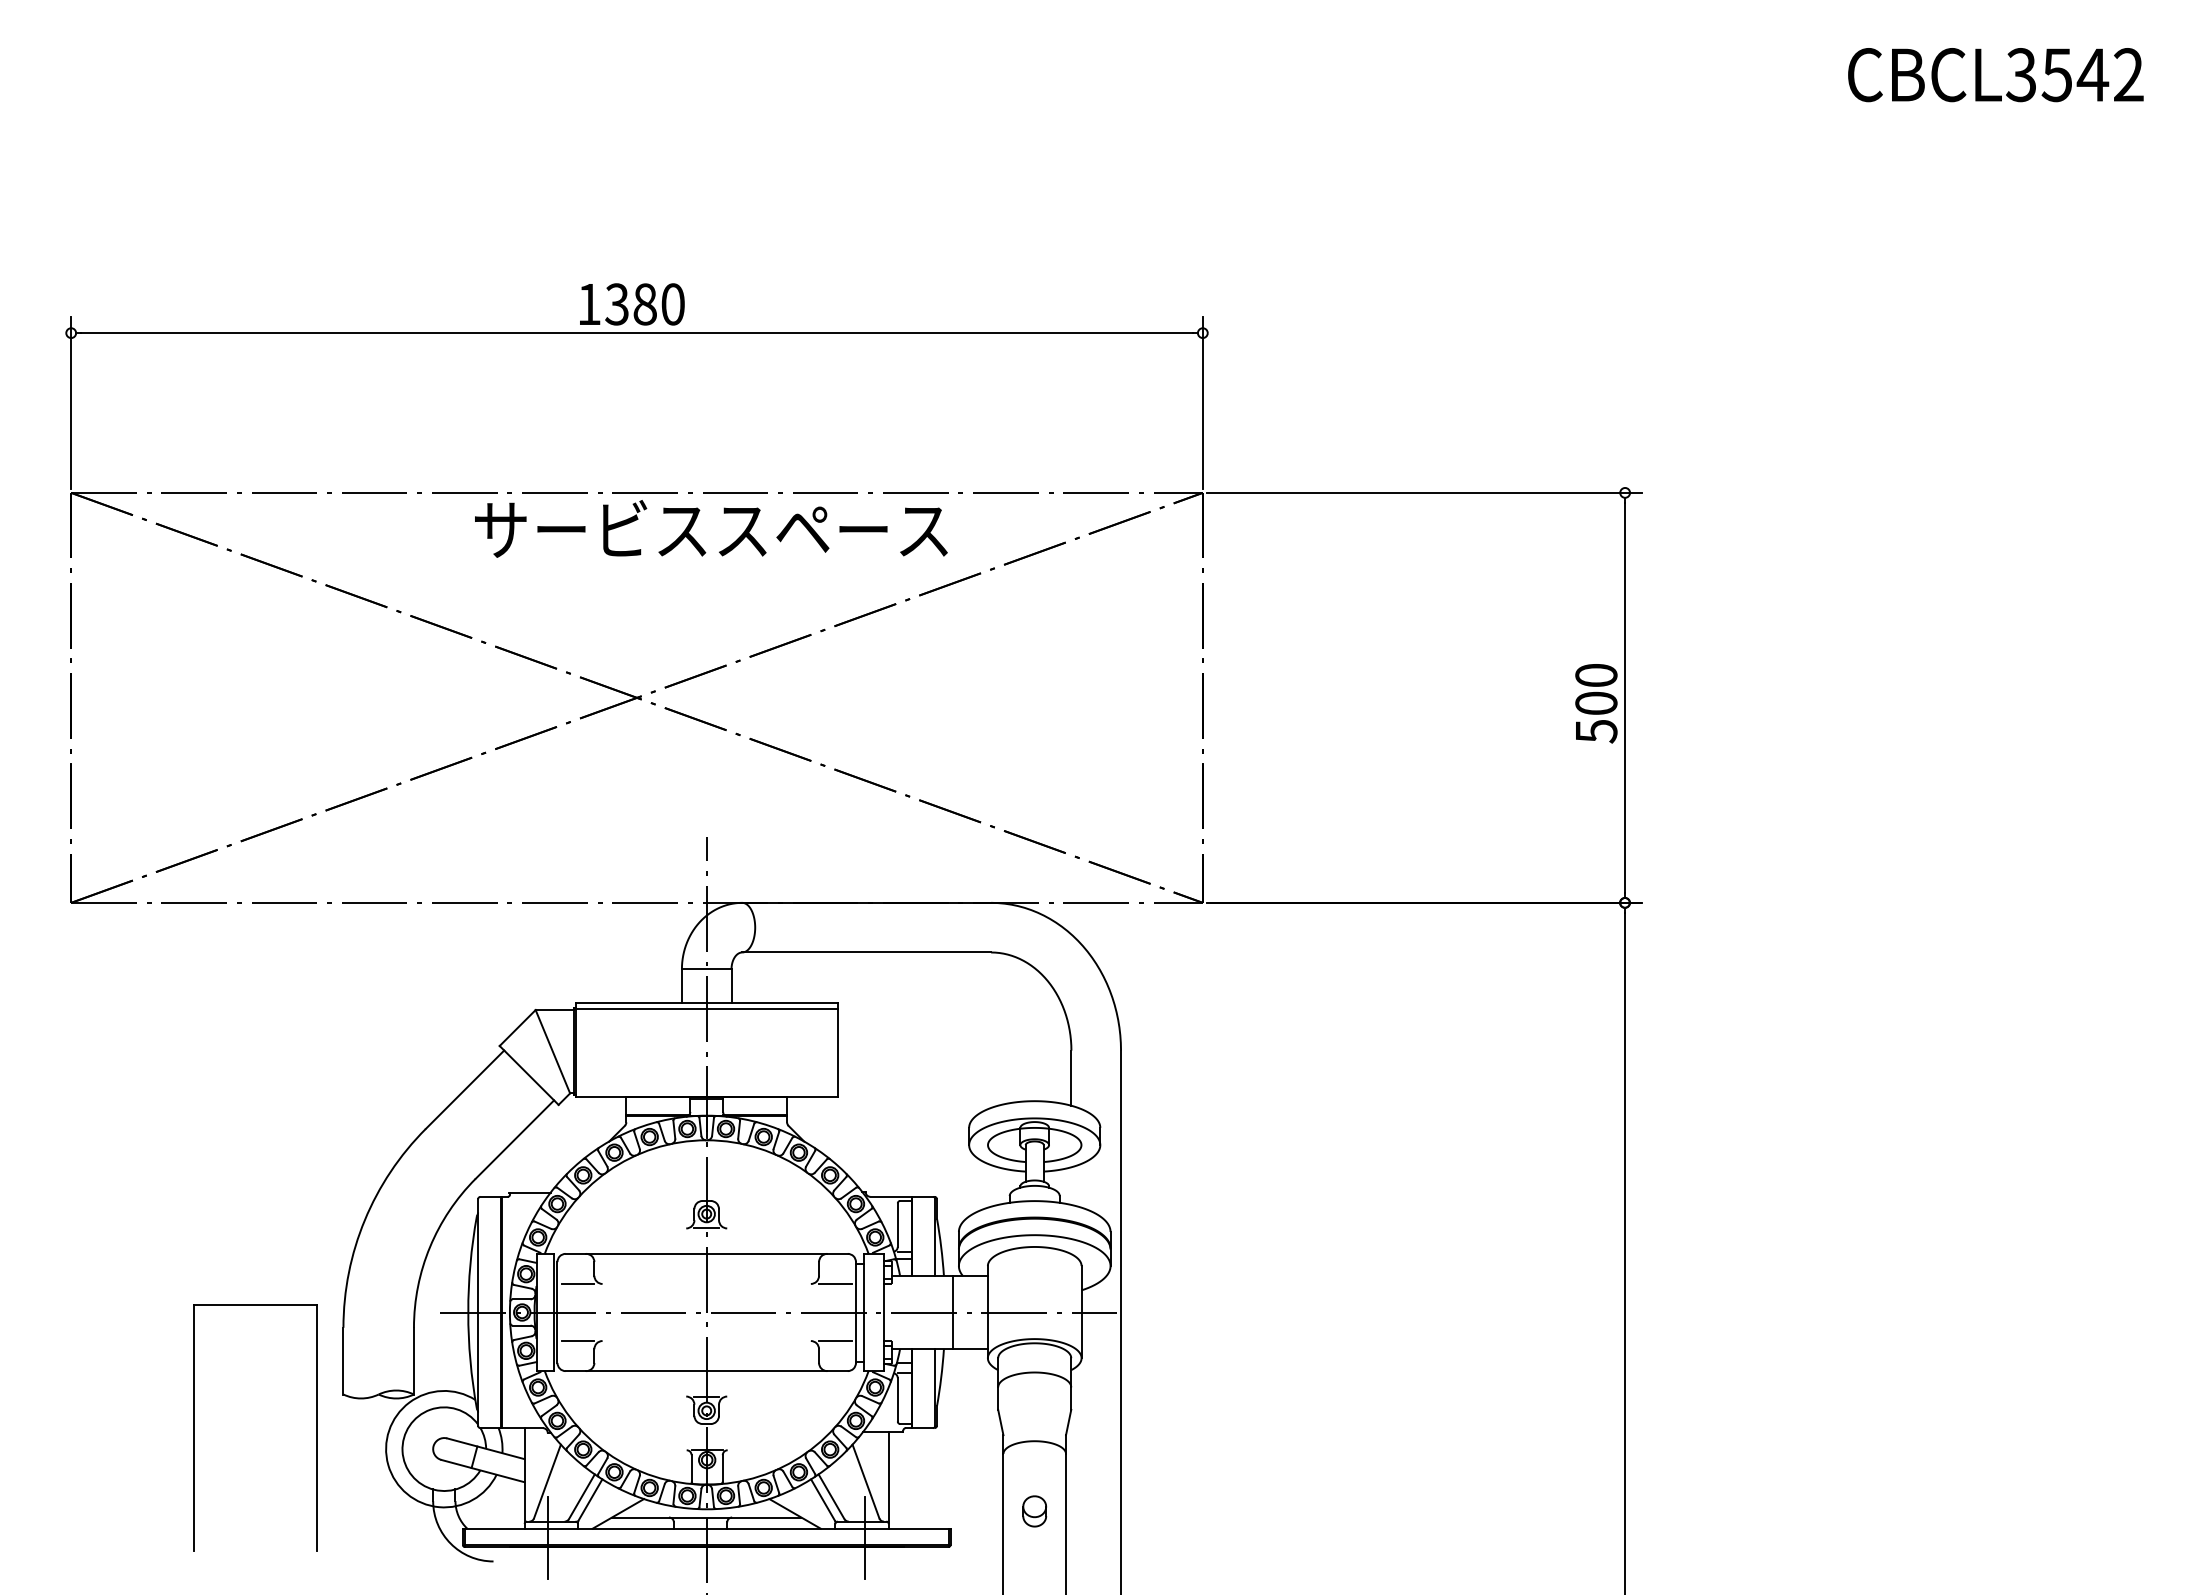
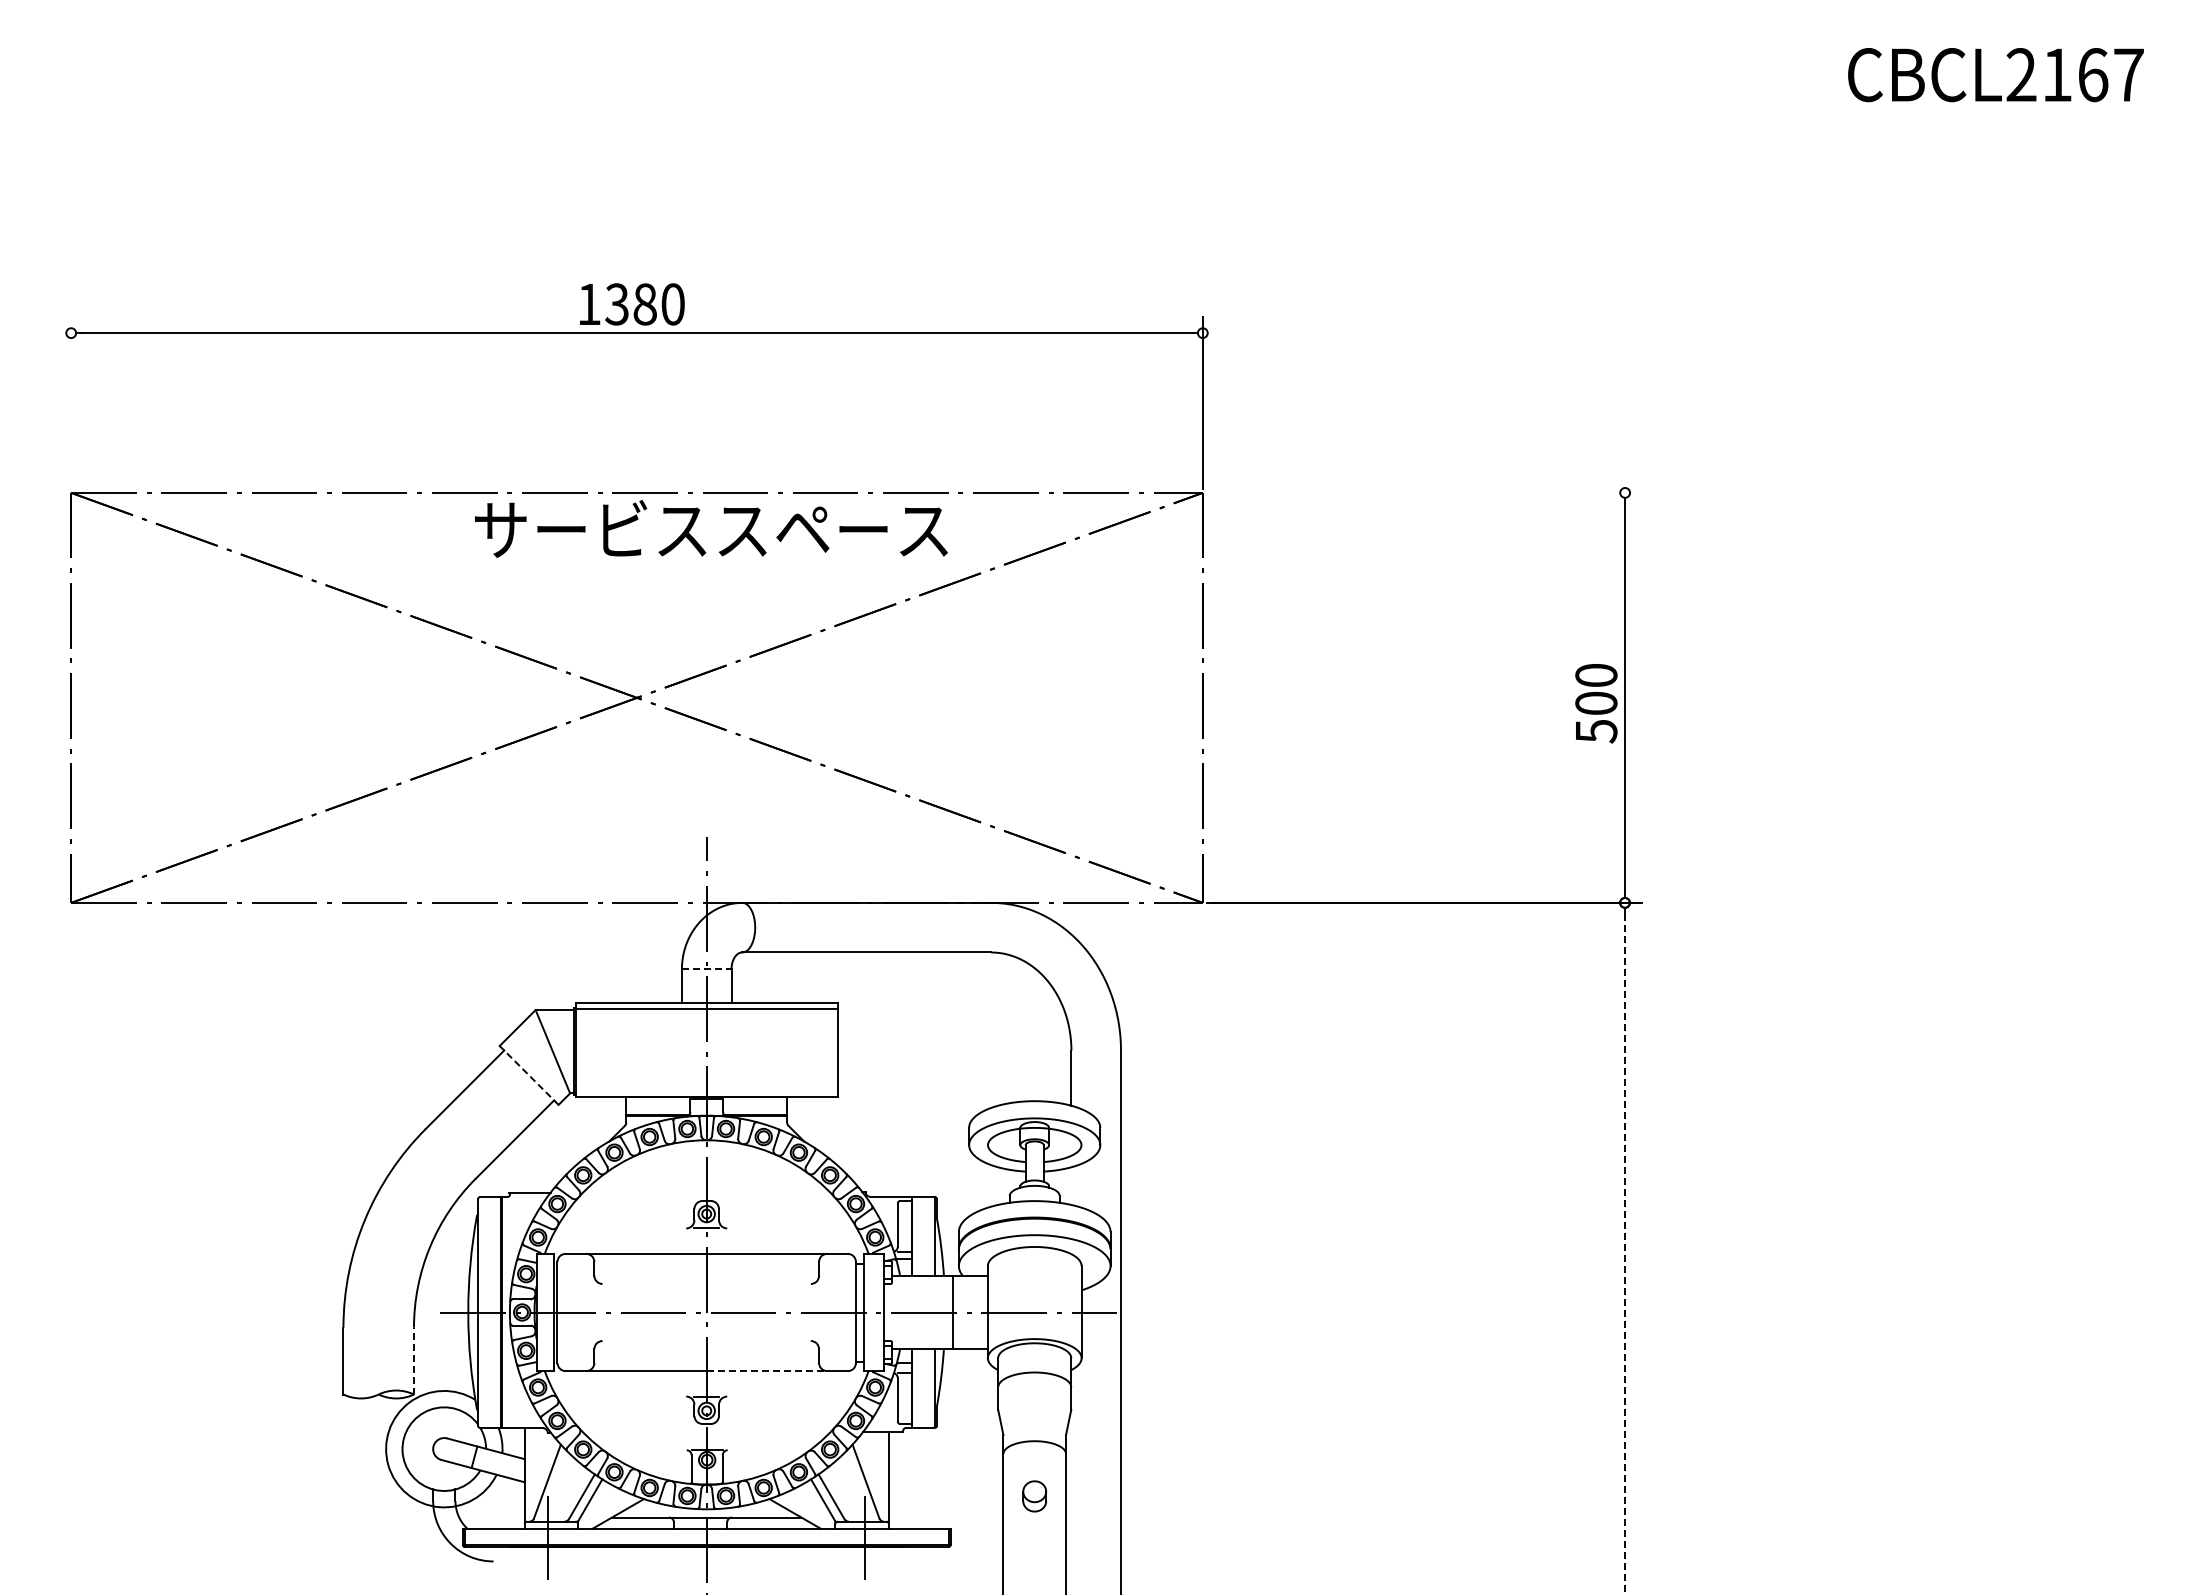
text: CBCL3542 -> CBCL2167 (2074, 75)
line: present -> none (71, 402)
line: present -> none (1423, 492)
line: solid -> dashed (706, 969)
line: solid -> dashed (529, 1075)
line: solid -> dashed (1624, 1253)
line: present -> none (577, 1283)
line: present -> none (835, 1283)
line: present -> none (577, 1341)
line: present -> none (835, 1341)
line: solid -> dashed (413, 1360)
line: solid -> dashed (767, 1371)
part: present -> none (194, 1427)
part position: (1034, 1511) -> (1034, 1496) (1034, 1496)
